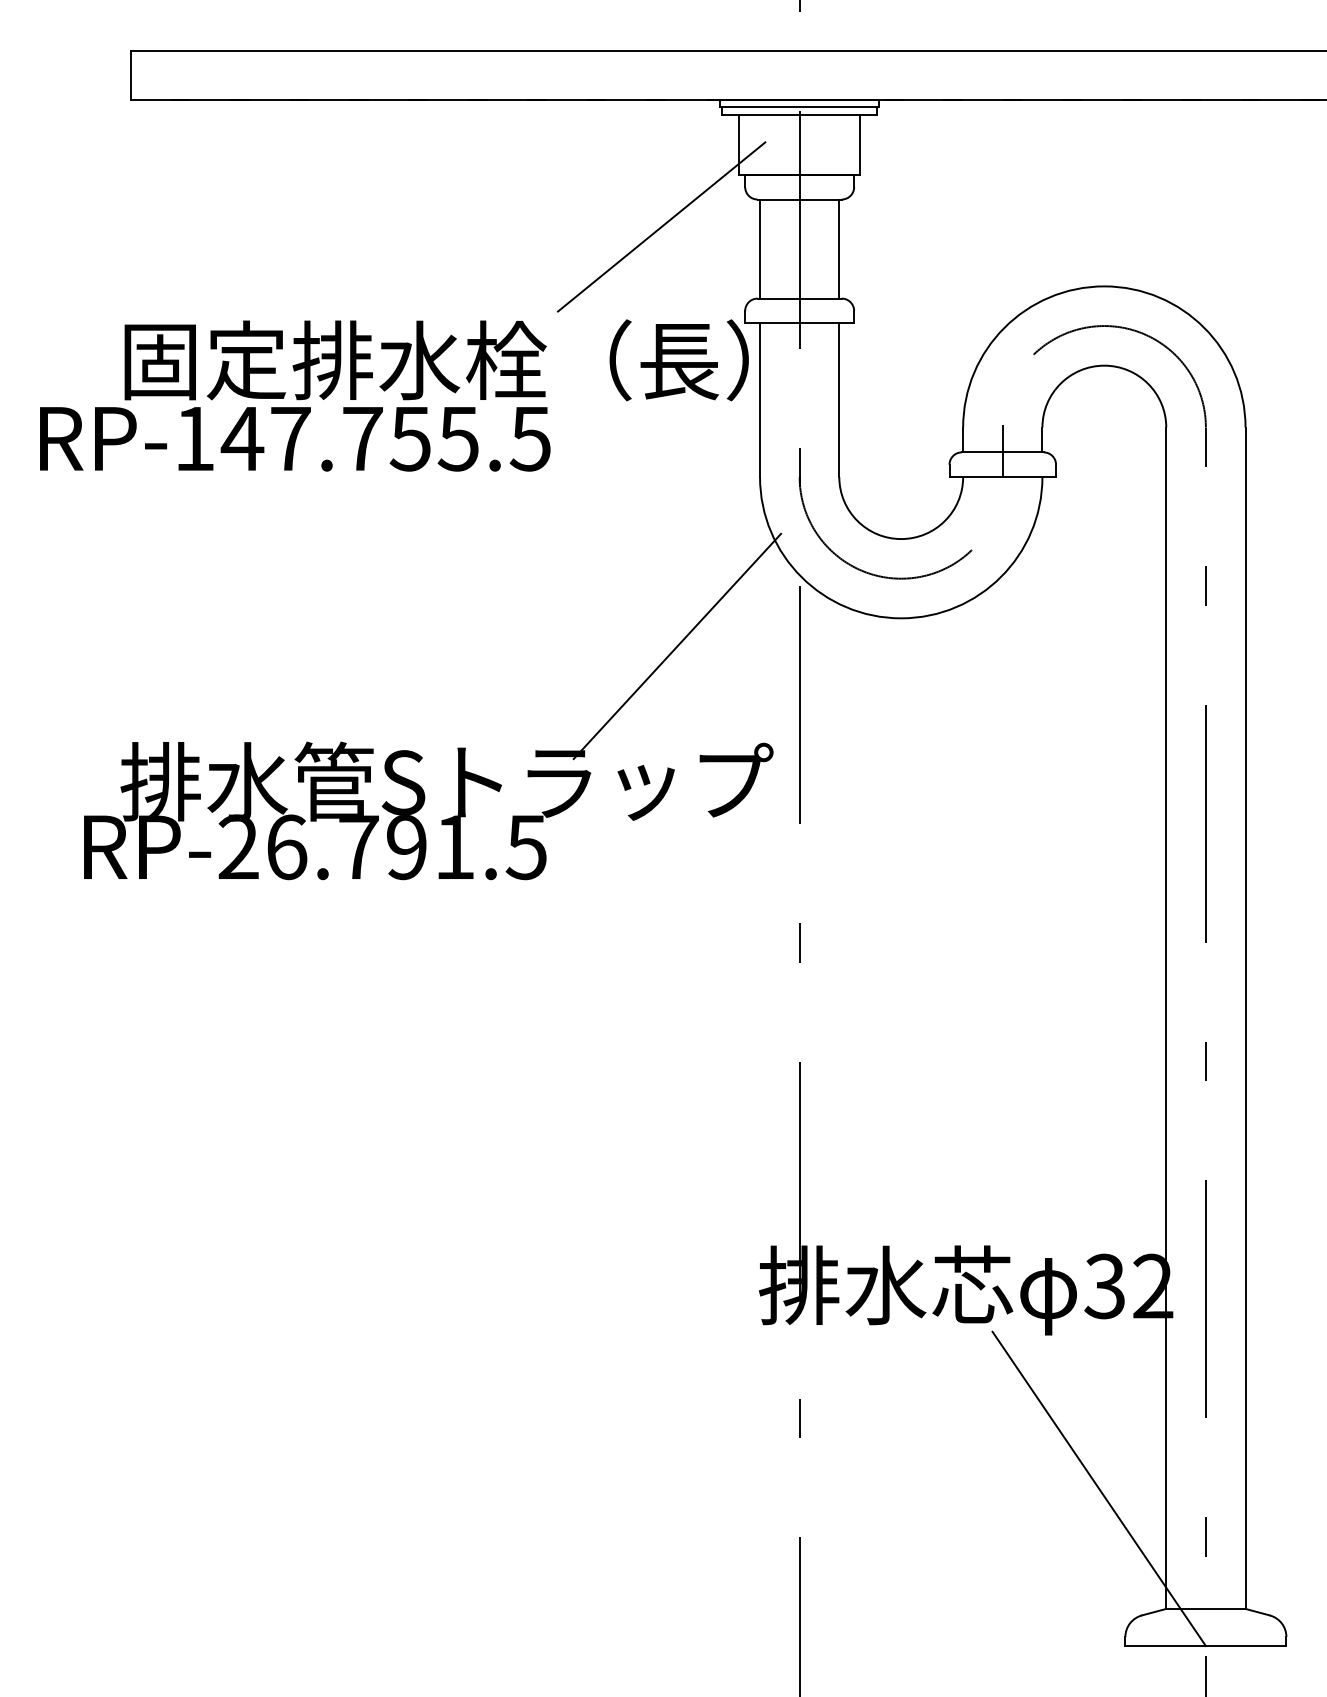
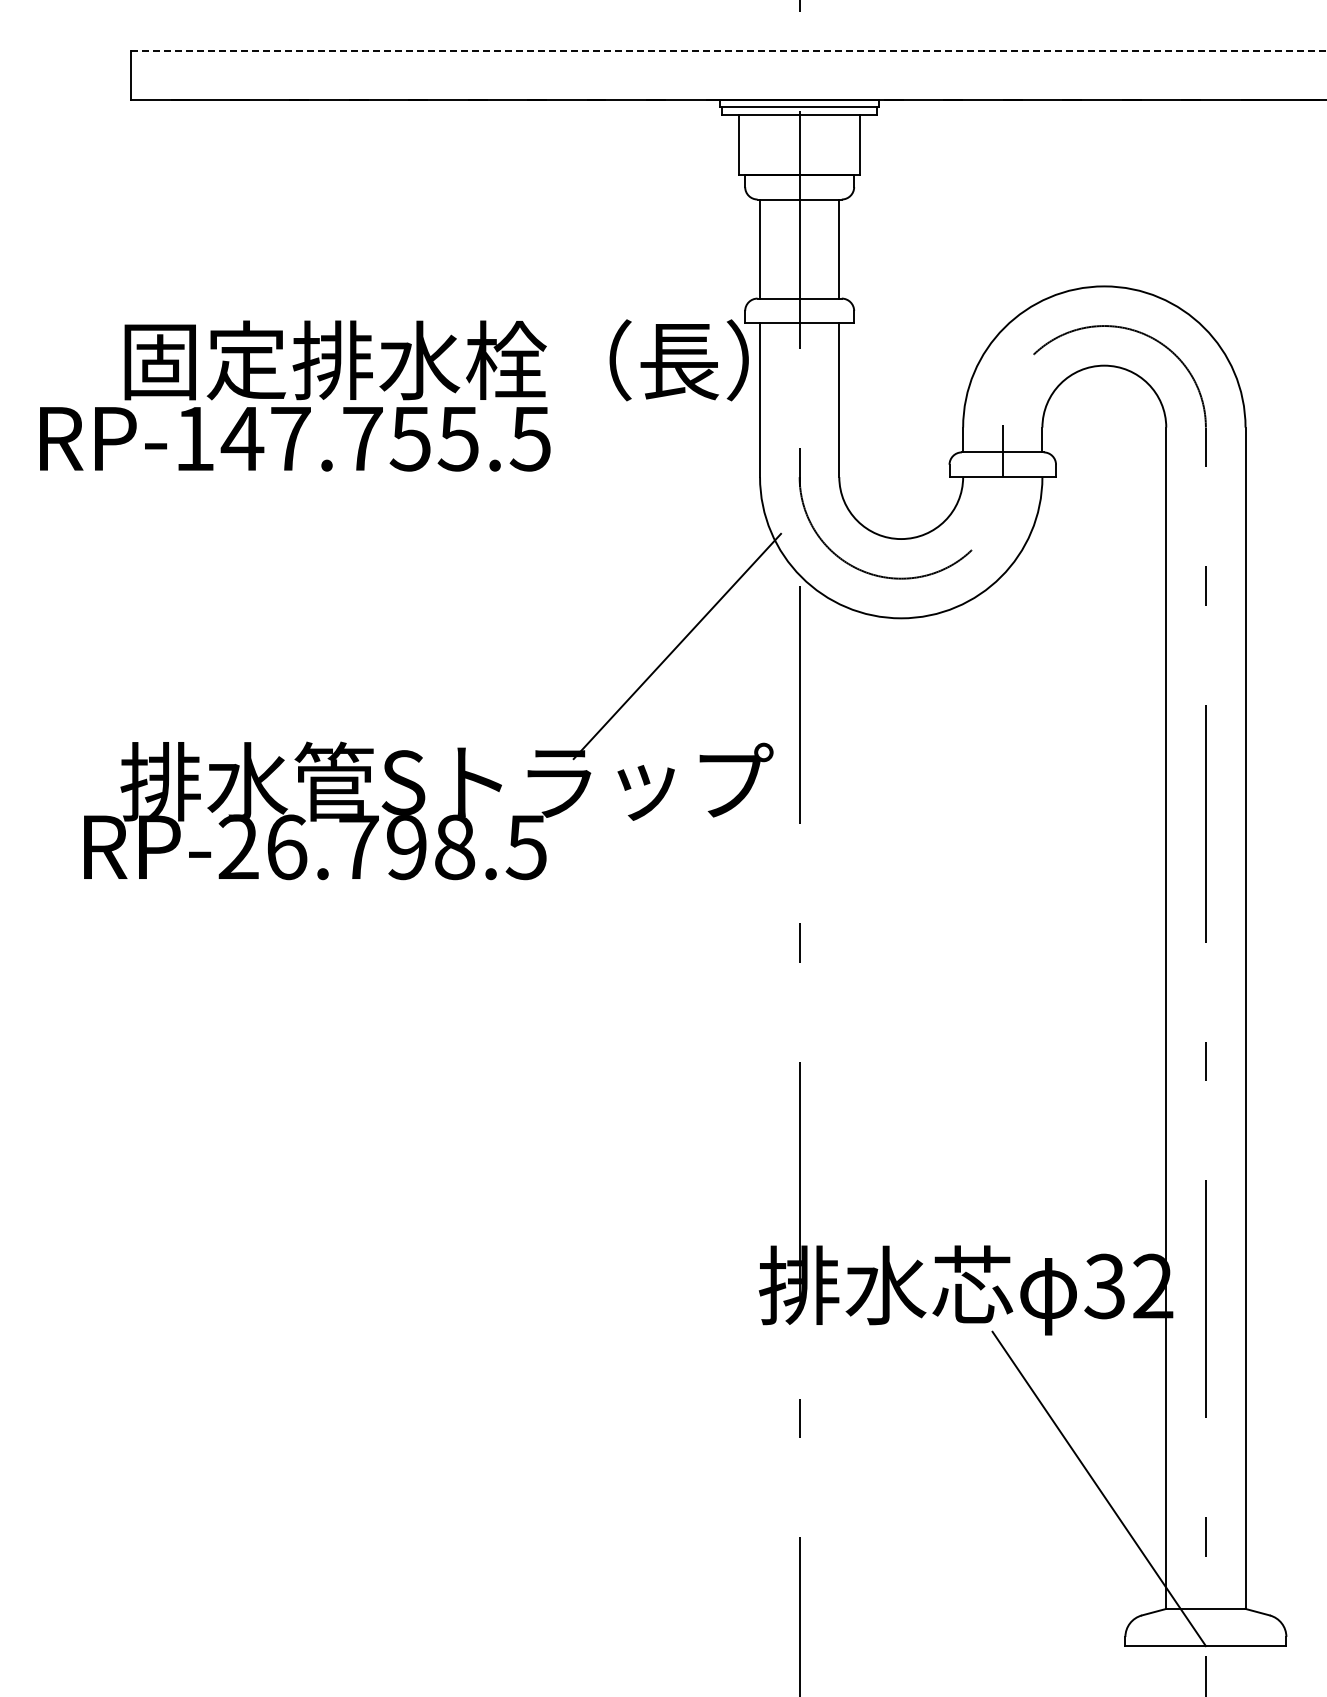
line: solid -> dashed (728, 50)
line: present -> none (661, 226)
text: RP-26.791.5 -> RP-26.798.5 (455, 847)
